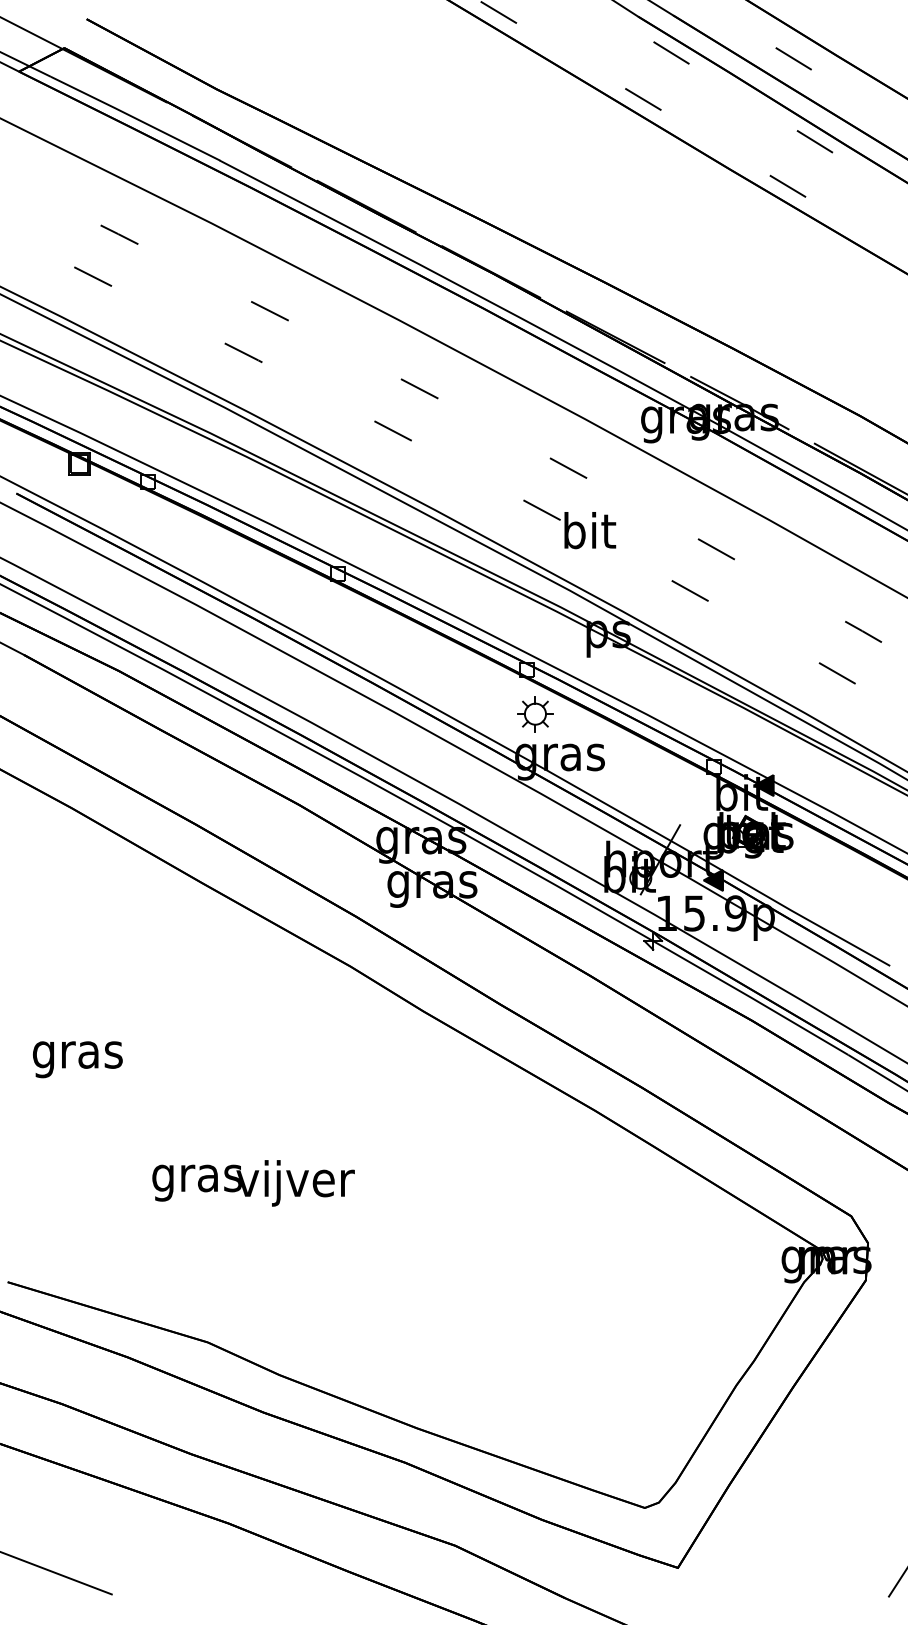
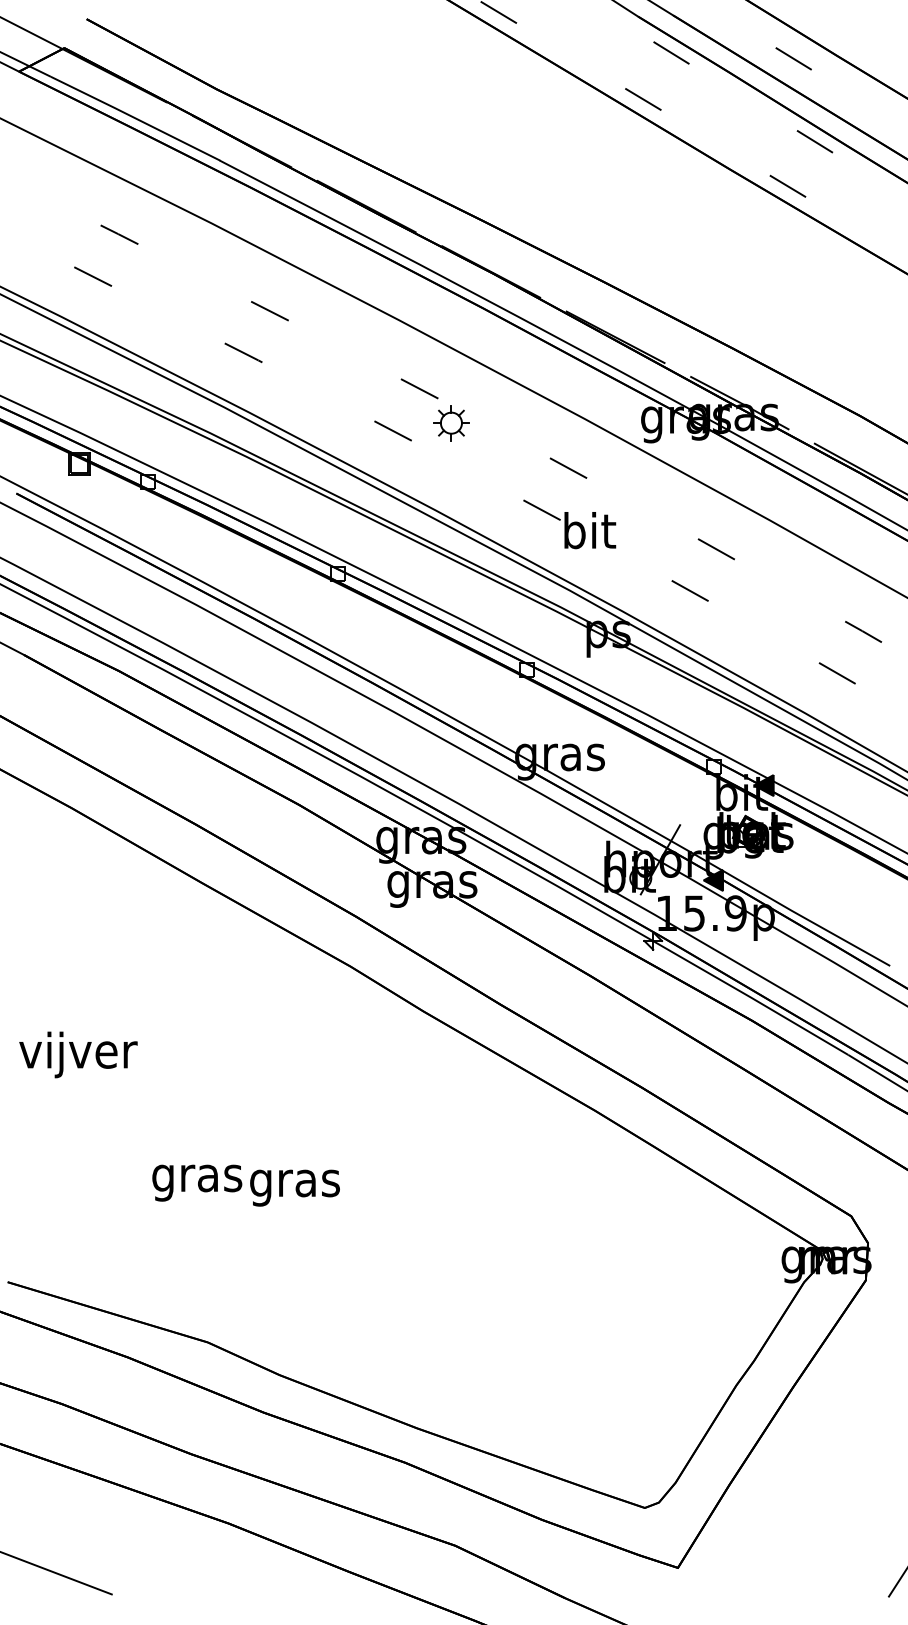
part position: (535, 714) -> (451, 423) (451, 423)
text: gras -> vijver (78, 1054)
text: vijver -> gras (295, 1183)
